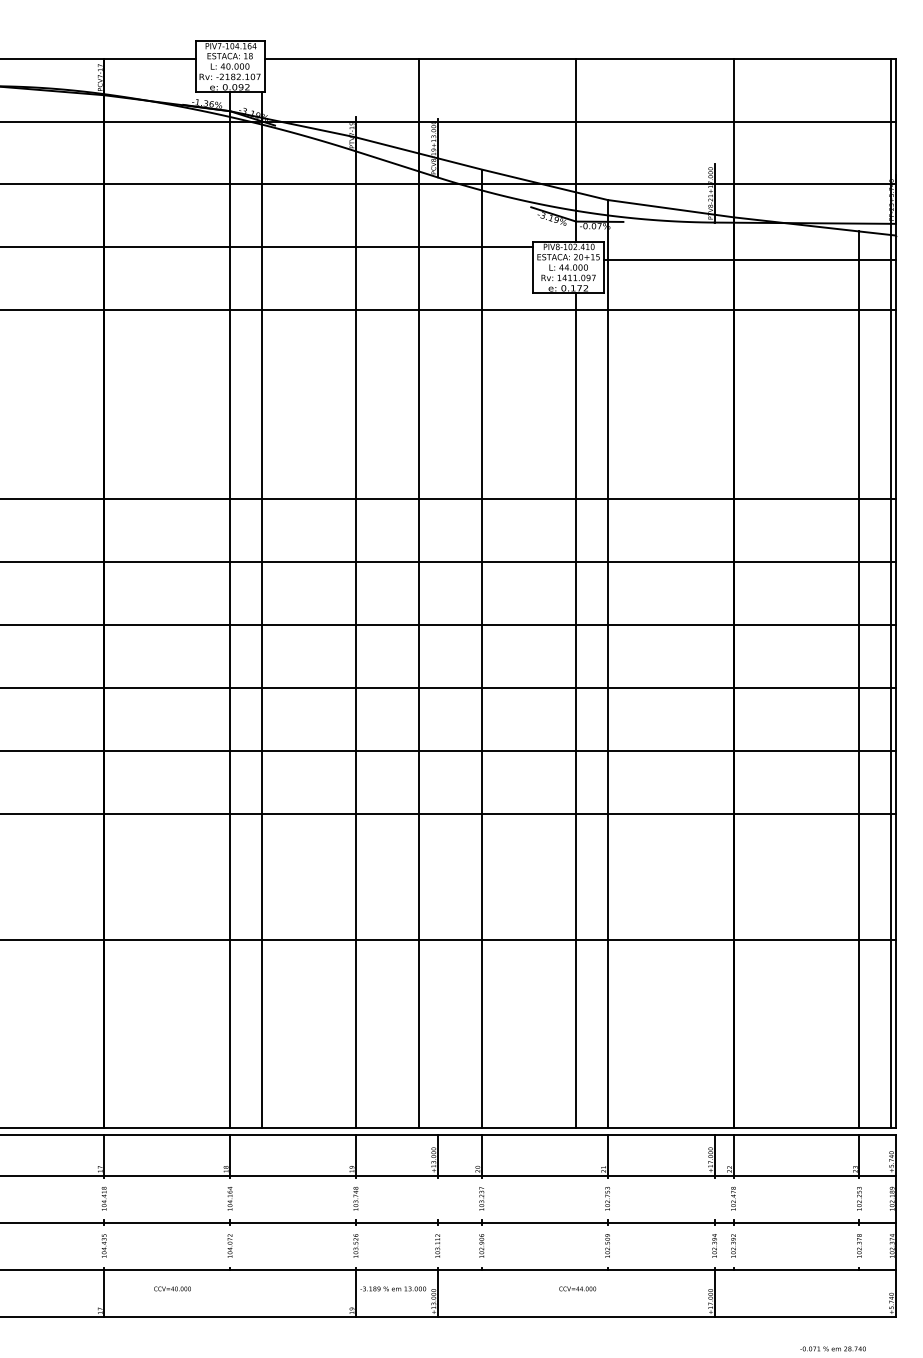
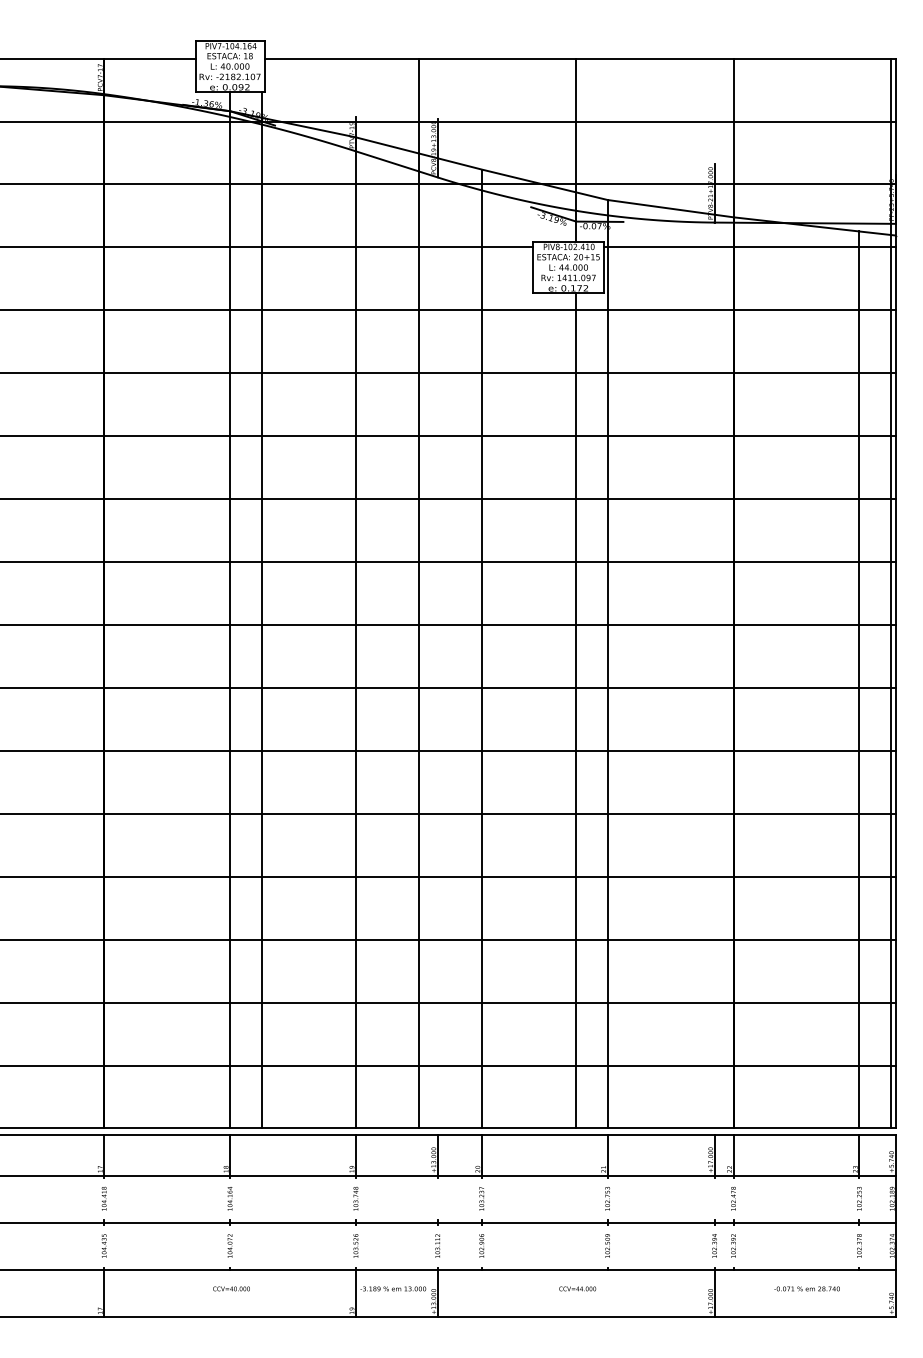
line position: (749, 260) -> (749, 247) (749, 247)
line: none -> present (448, 373)
line: none -> present (448, 436)
line: none -> present (448, 876)
line: none -> present (448, 1002)
line: none -> present (448, 1065)
text position: (172, 1288) -> (231, 1288) (231, 1288)
text position: (832, 1348) -> (806, 1288) (806, 1288)
